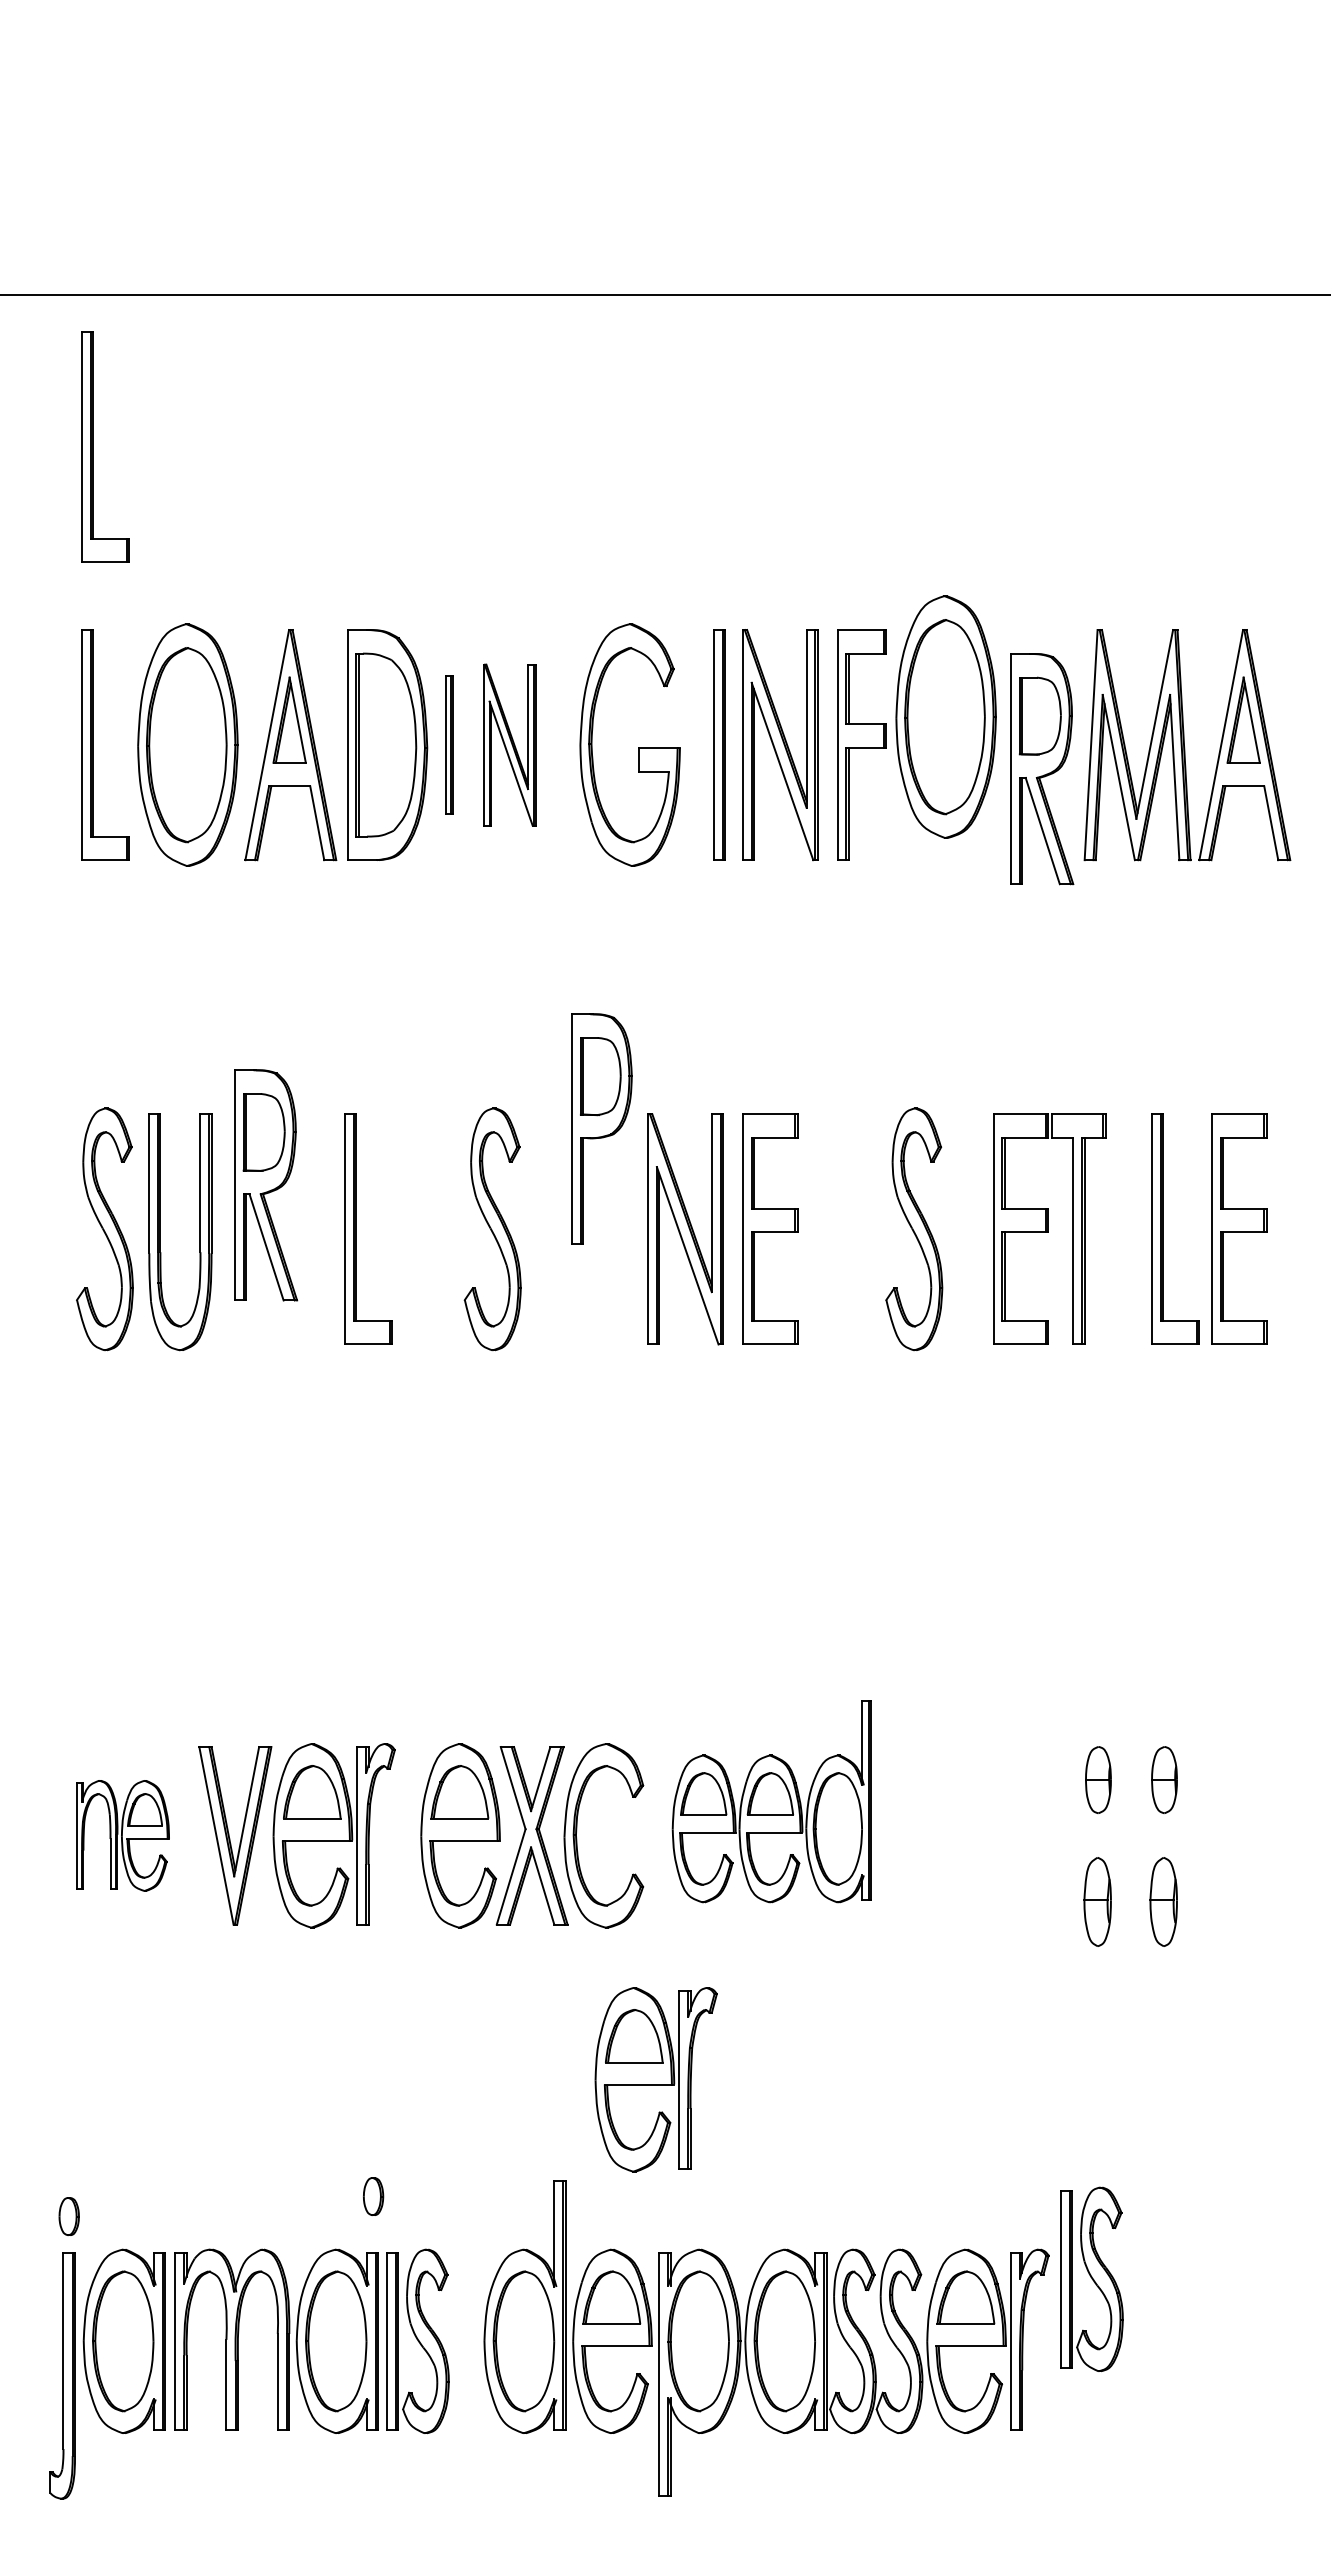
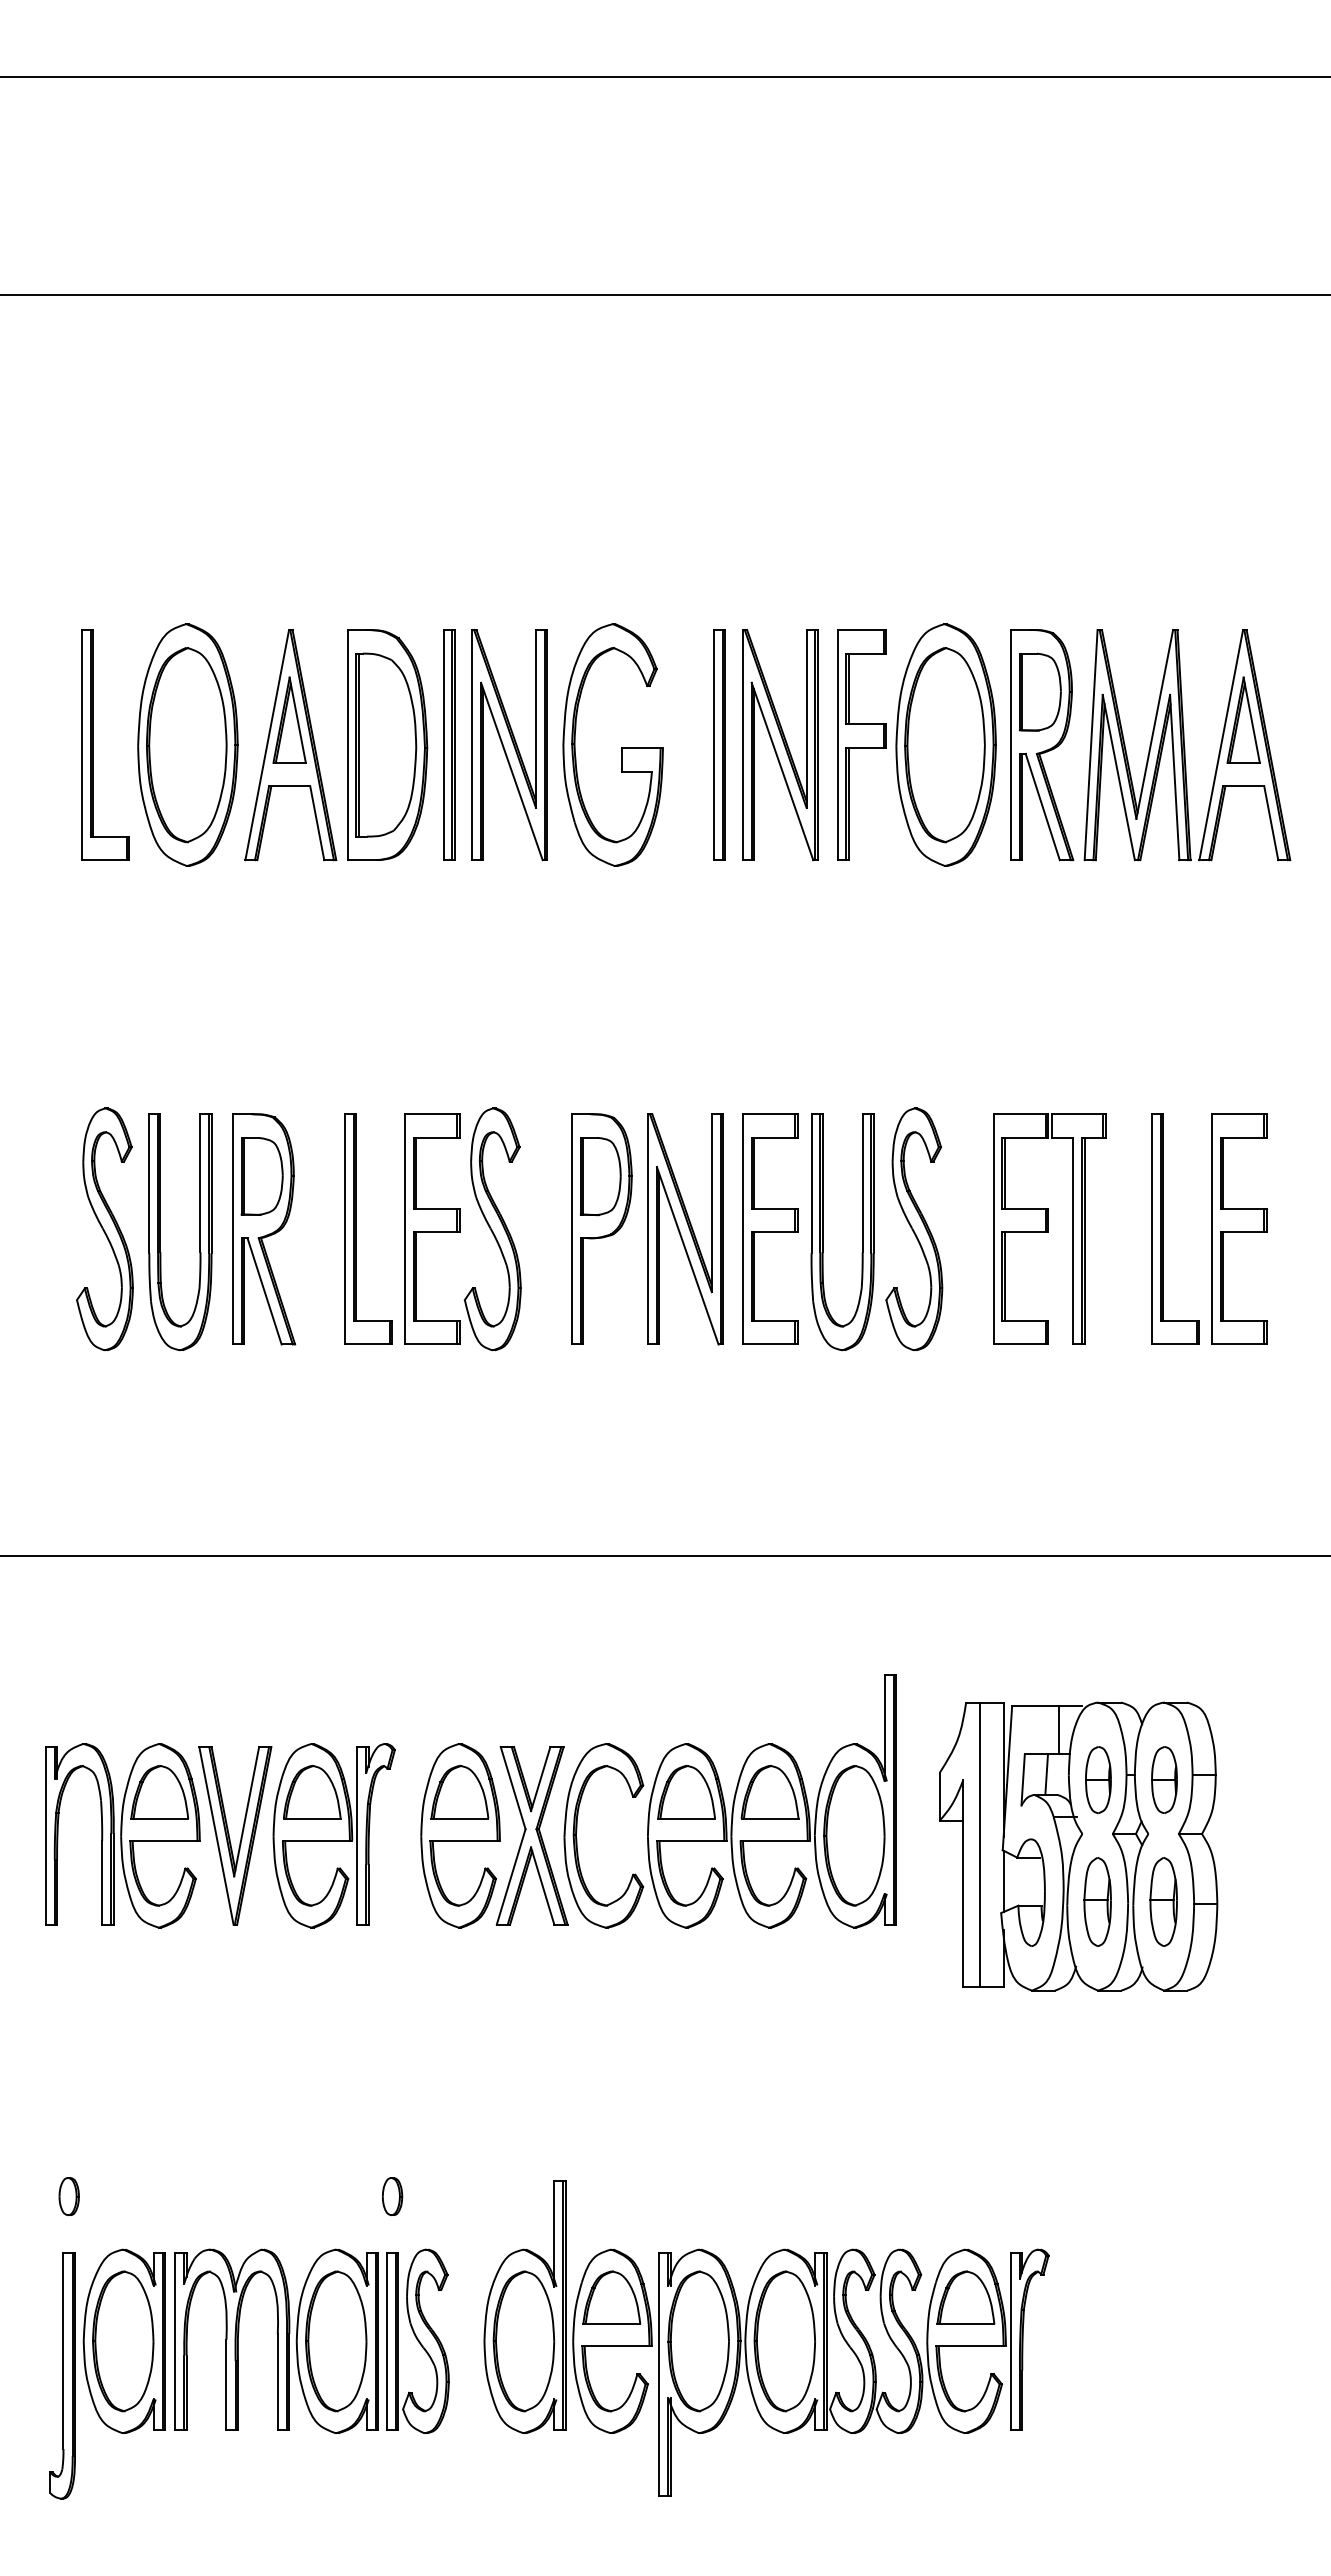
line: none -> present (664, 77)
part: present -> none (93, 446)
part position: (945, 716) -> (945, 744) (945, 744)
part size: 9x140 px -> 13x232 px (449, 744)
part size: 54x164 px -> 77x233 px (509, 745)
part position: (638, 747) -> (621, 747) (621, 747)
part position: (1042, 769) -> (1042, 745) (1042, 745)
part position: (601, 1128) -> (601, 1228) (601, 1228)
part position: (266, 1185) -> (264, 1229) (264, 1229)
part: none -> present (432, 1228)
part: none -> present (823, 1232)
line: none -> present (664, 1556)
part size: 201x204 px -> 250x255 px (771, 1801)
part size: 94x112 px -> 156x186 px (122, 1835)
part: none -> present (1078, 1846)
part: present -> none (655, 2079)
part position: (373, 2196) -> (392, 2196) (392, 2196)
part position: (68, 2216) -> (68, 2196) (68, 2196)
part: present -> none (1091, 2279)
